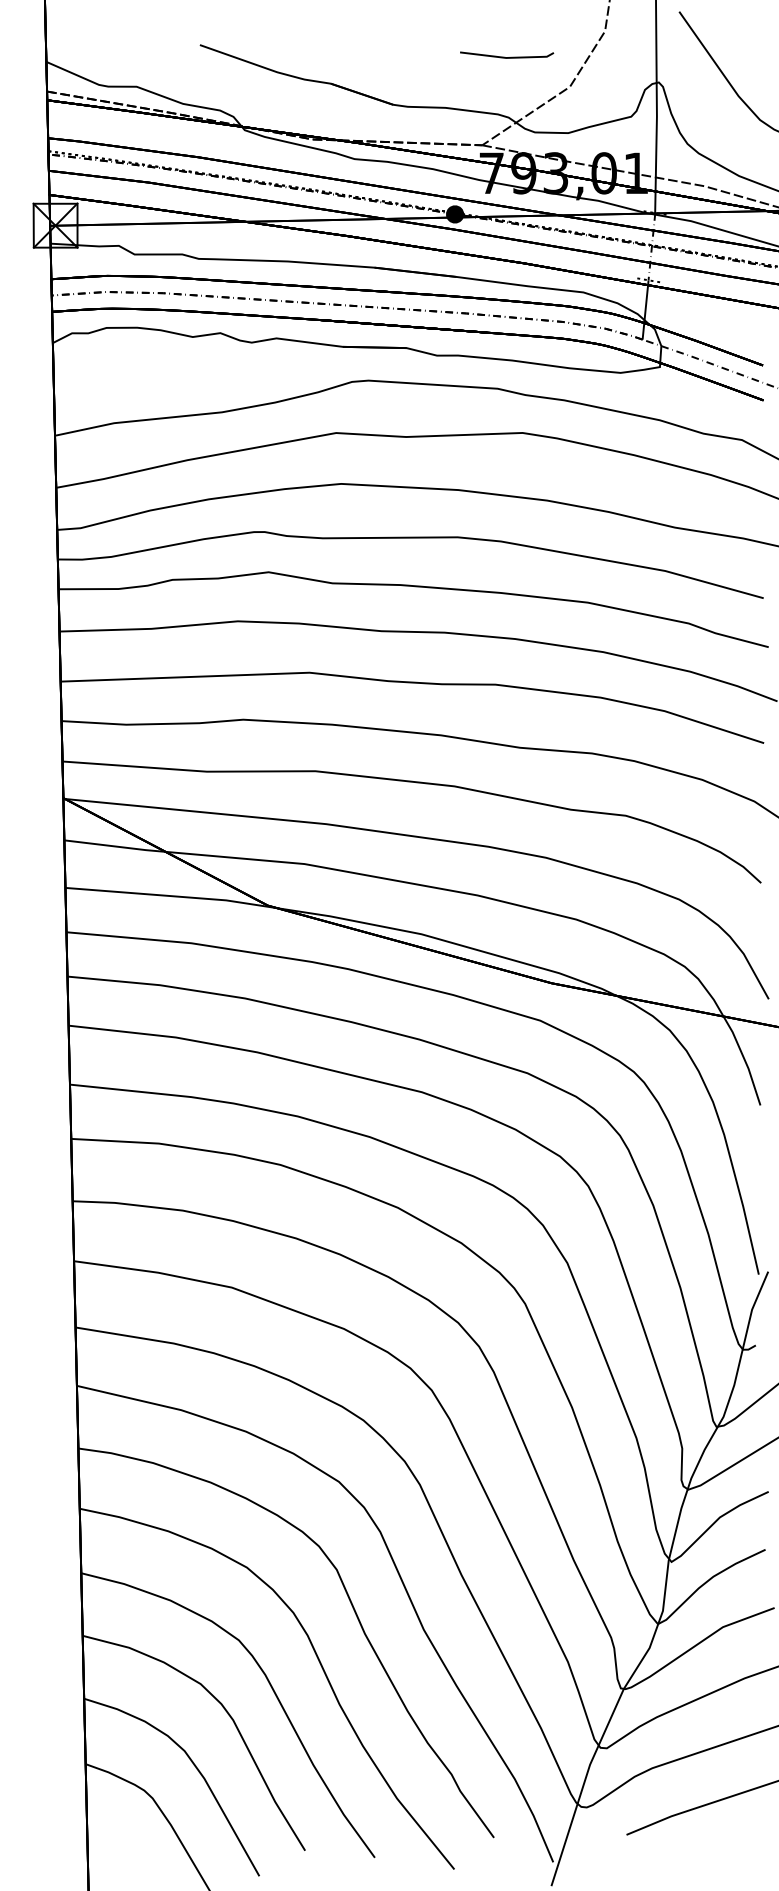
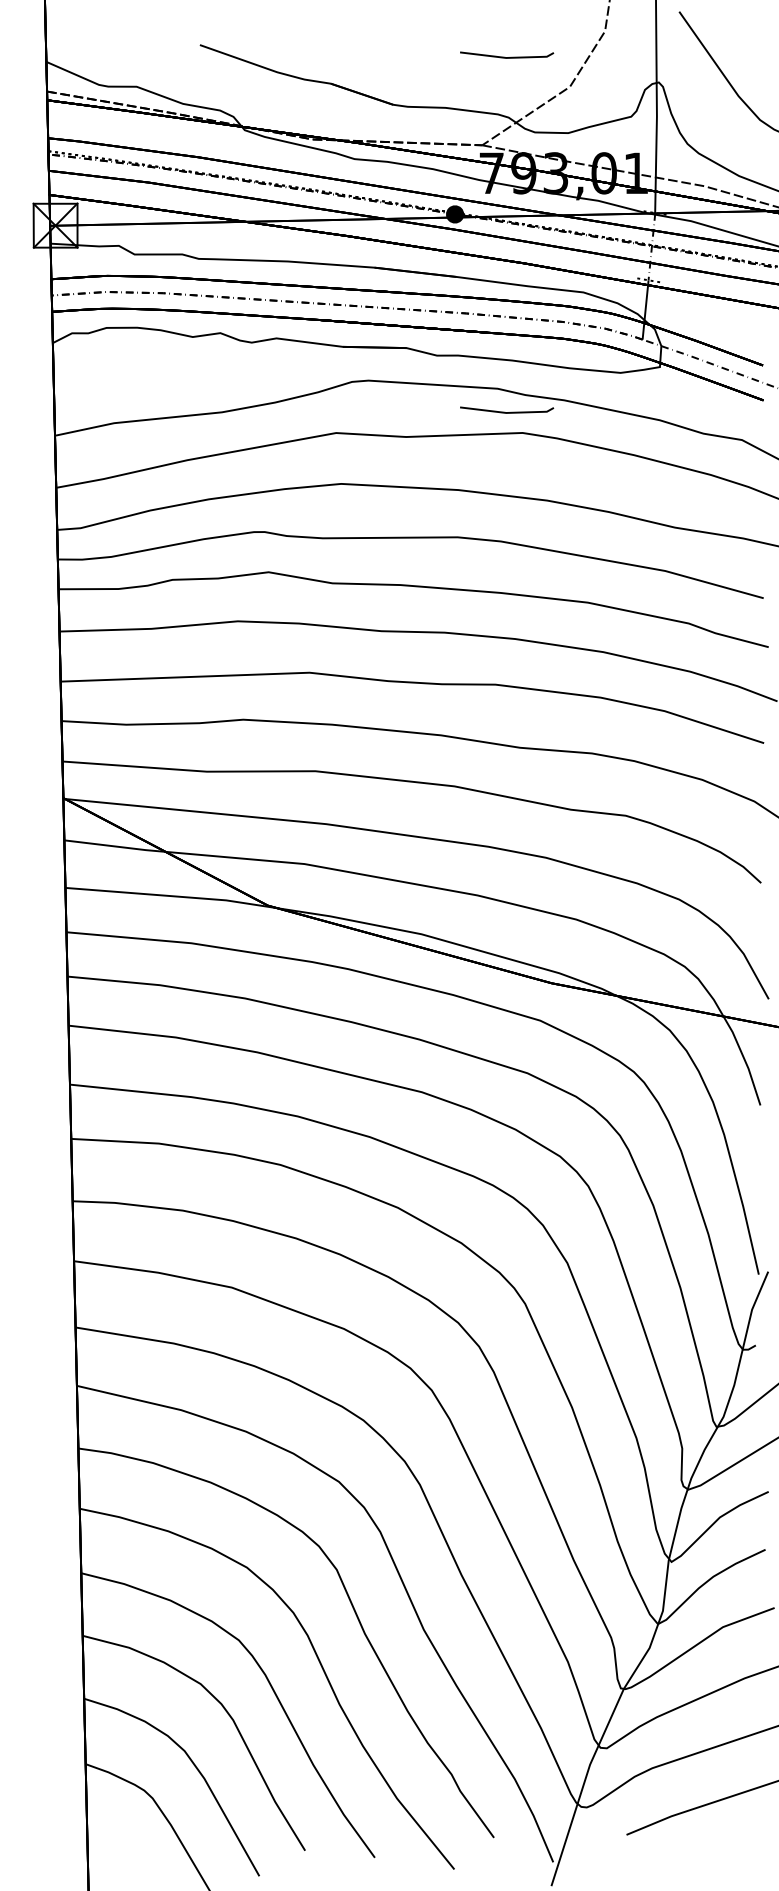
line: none -> present (507, 412)
